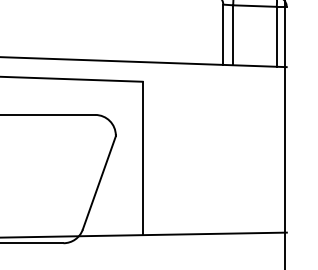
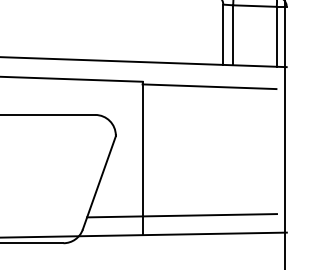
line: none -> present (209, 86)
line: none -> present (181, 215)
